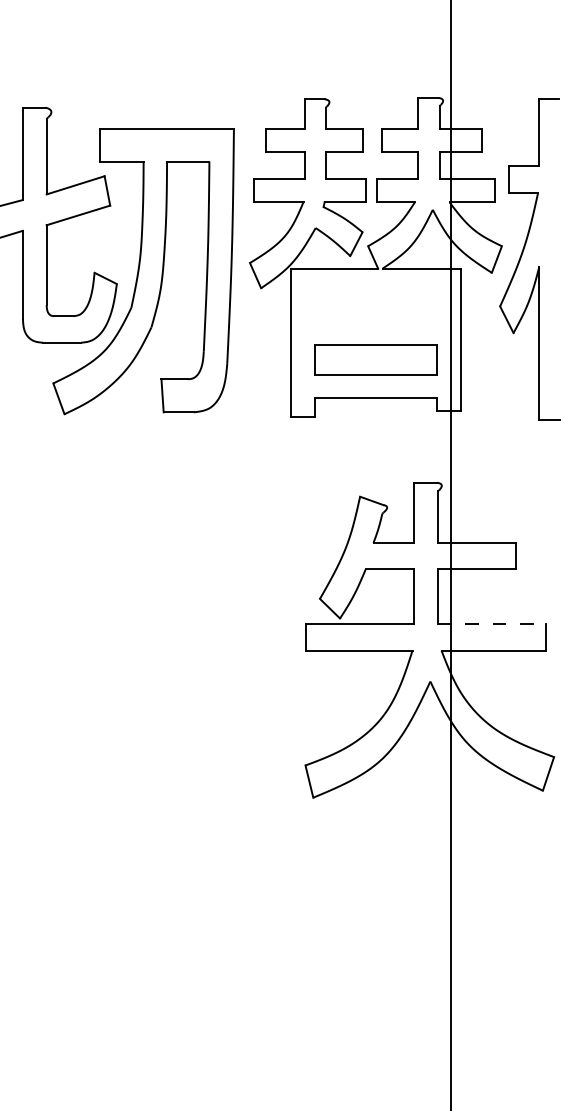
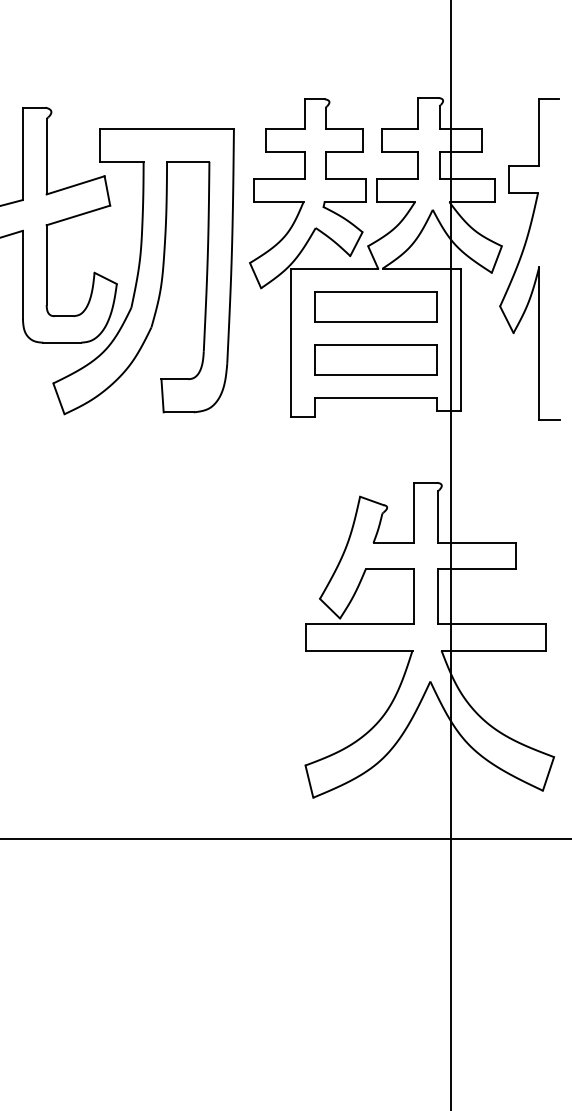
part: none -> present (375, 306)
line: dashed -> solid (492, 624)
line: none -> present (285, 838)
